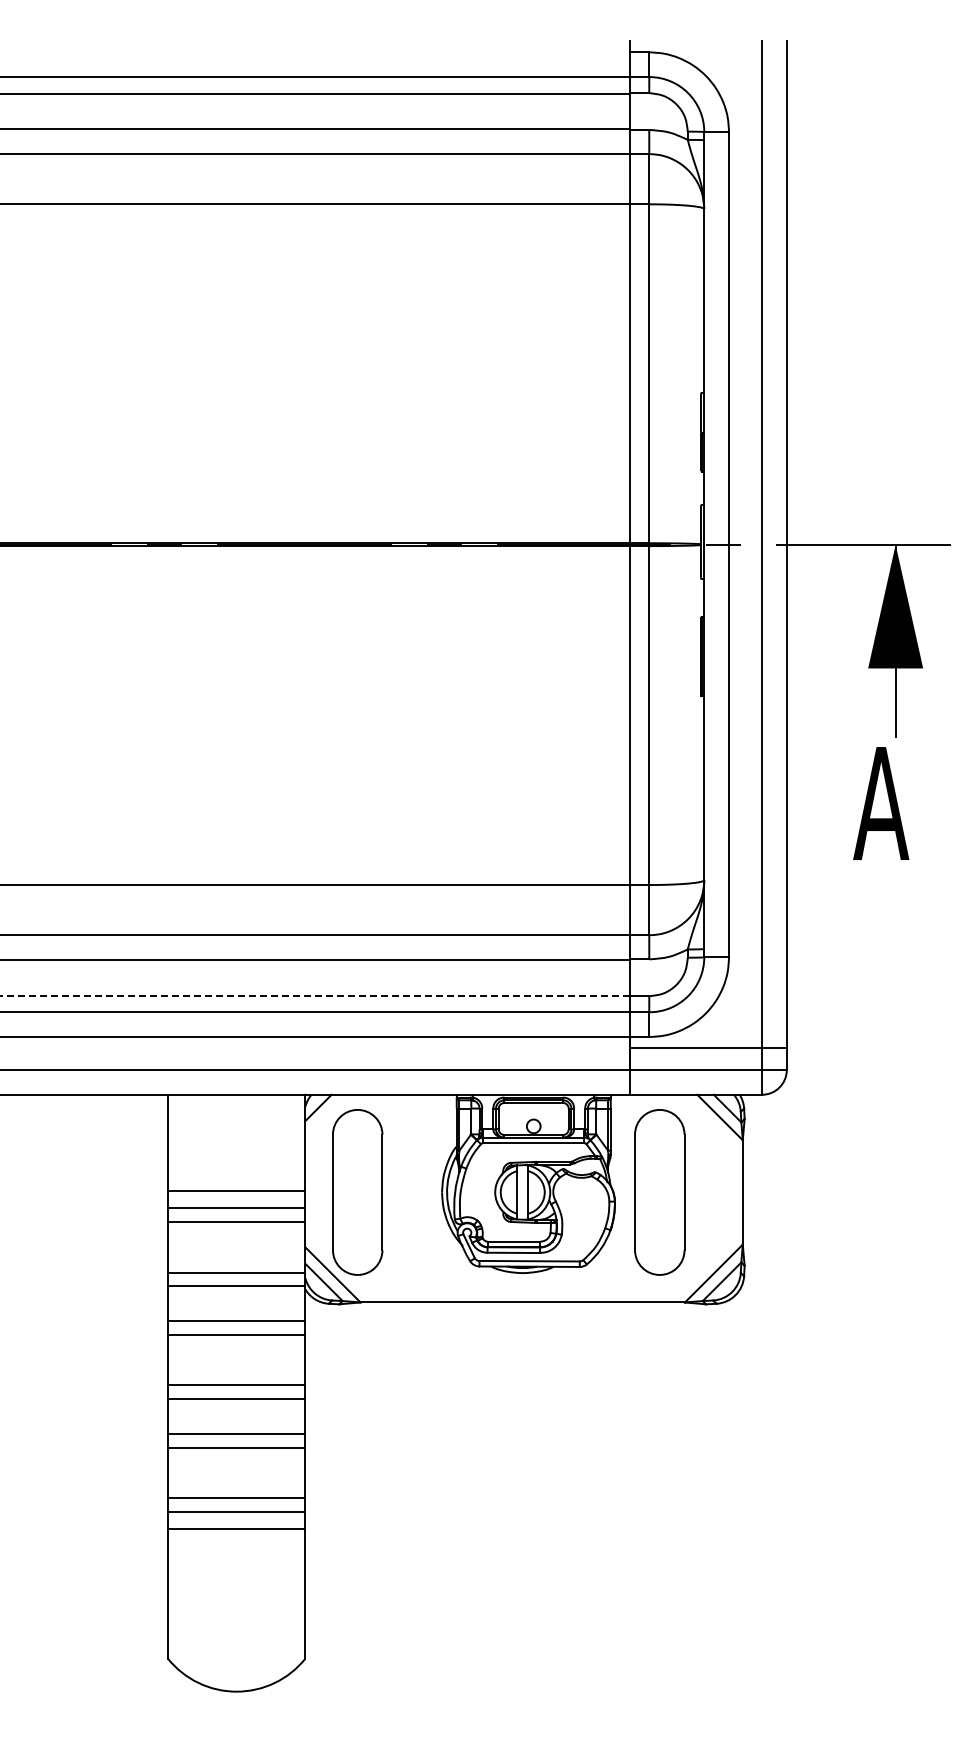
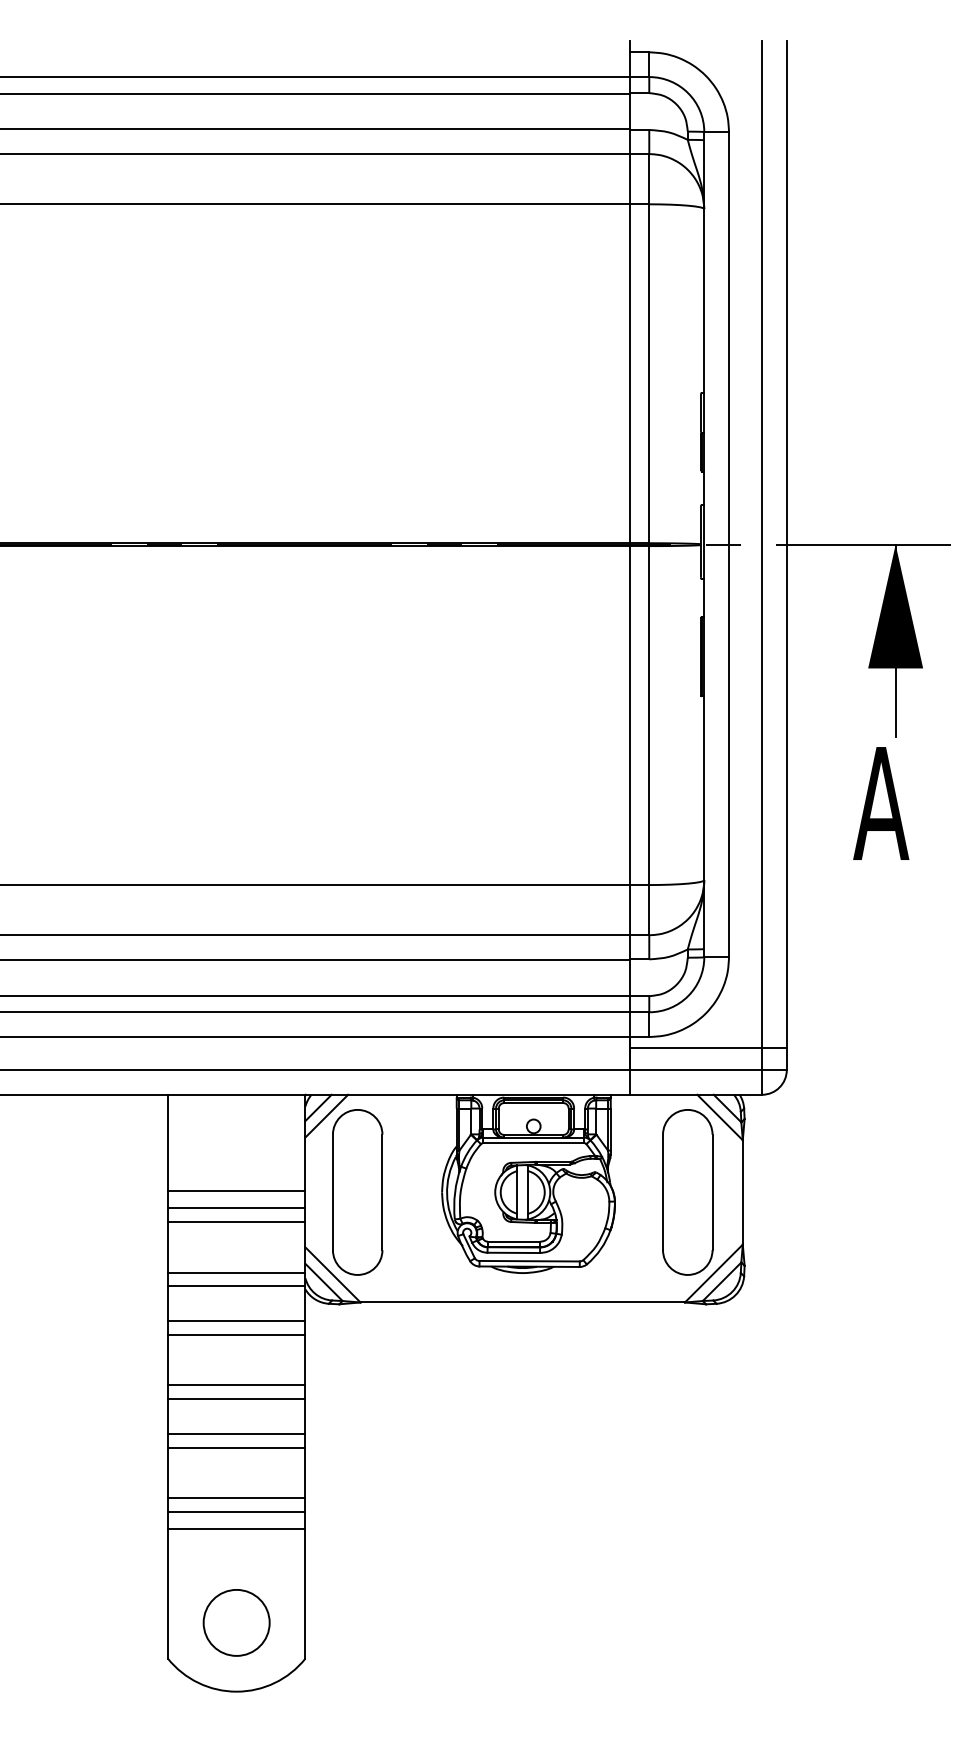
line: dashed -> solid (315, 995)
line: none -> present (326, 1115)
part position: (659, 1192) -> (687, 1192) (687, 1192)
circle: none -> present (236, 1622)
